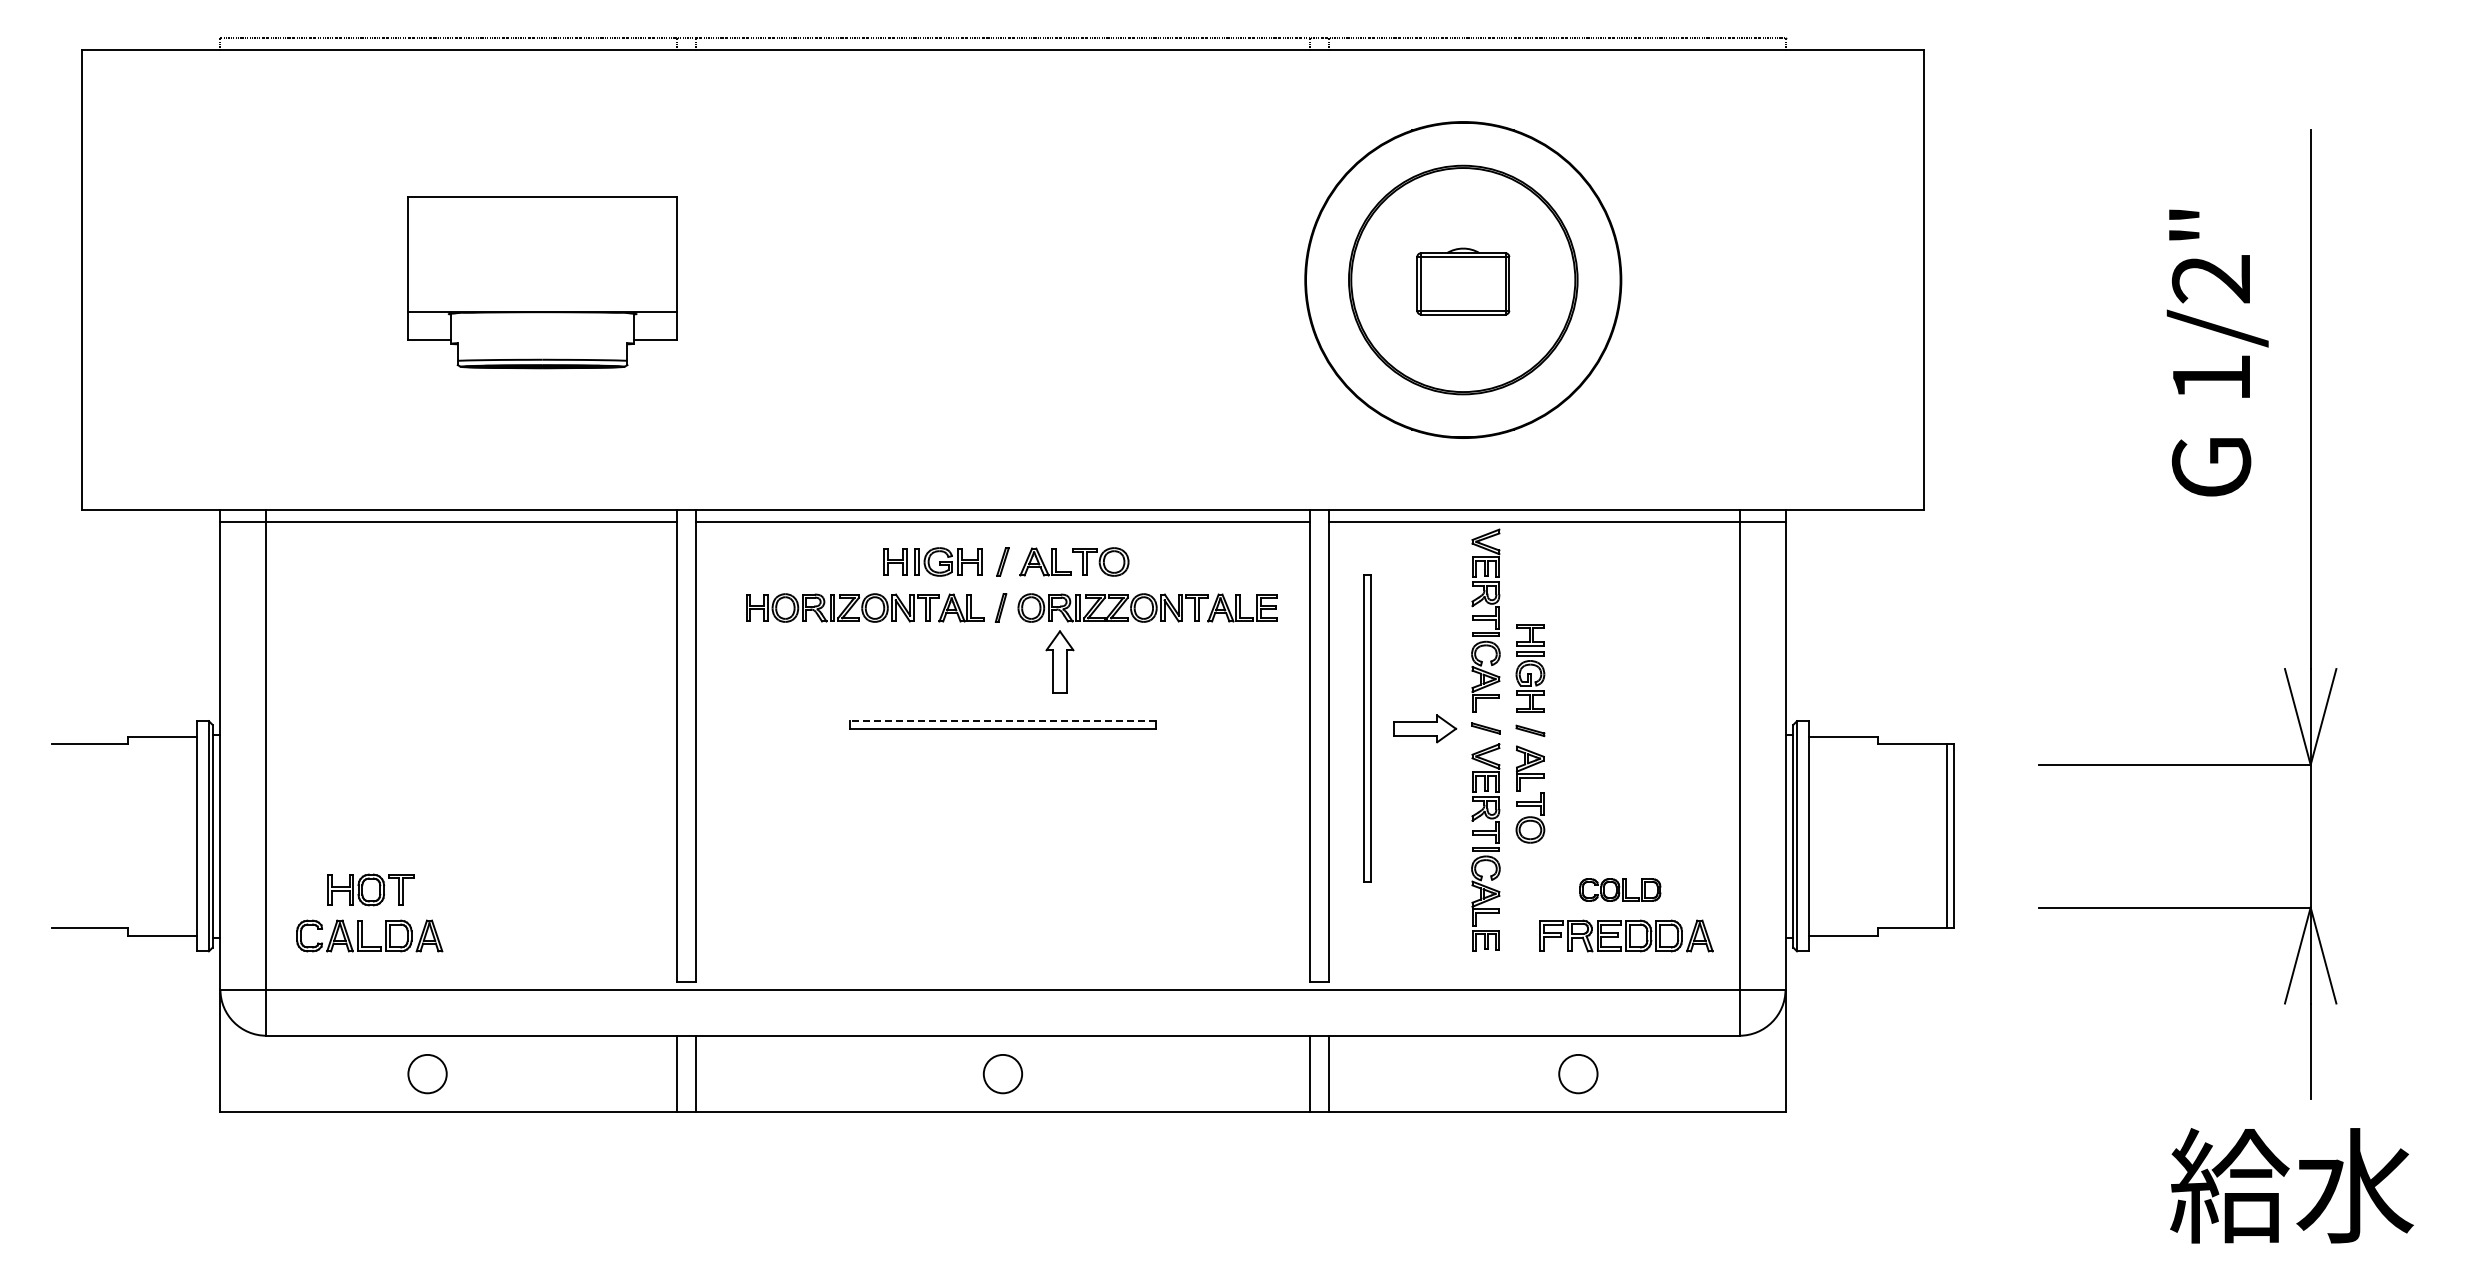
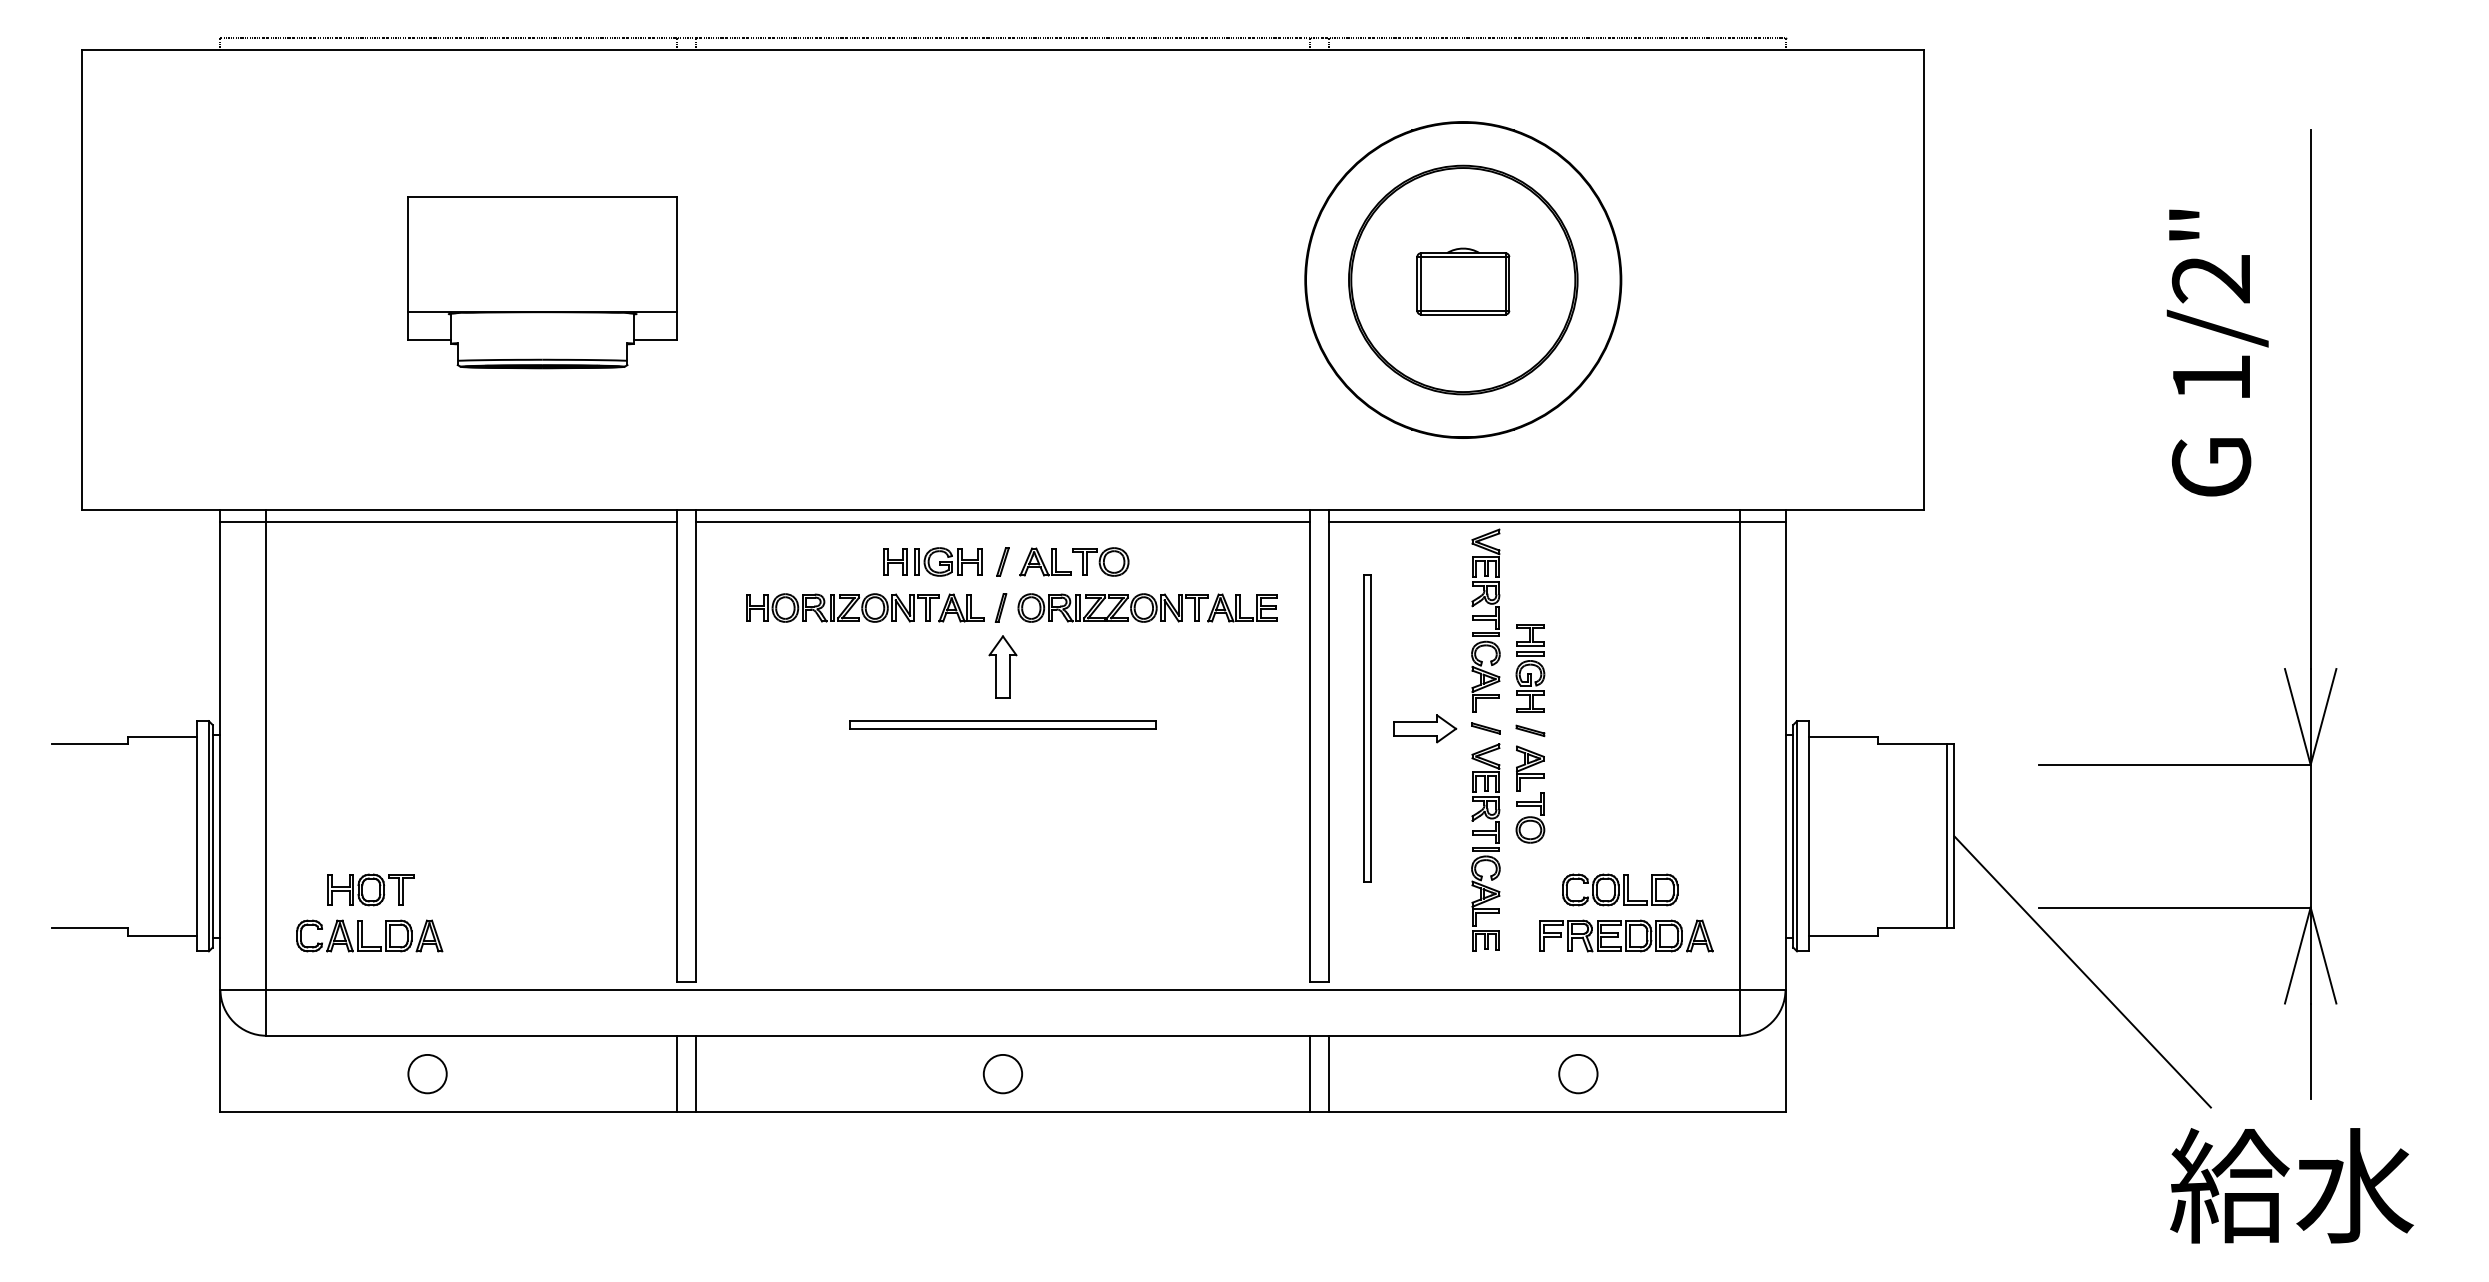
part position: (1059, 661) -> (1002, 666) (1002, 666)
line: dashed -> solid (1002, 721)
part size: 83x24 px -> 117x34 px (1620, 889)
line: none -> present (2082, 971)
